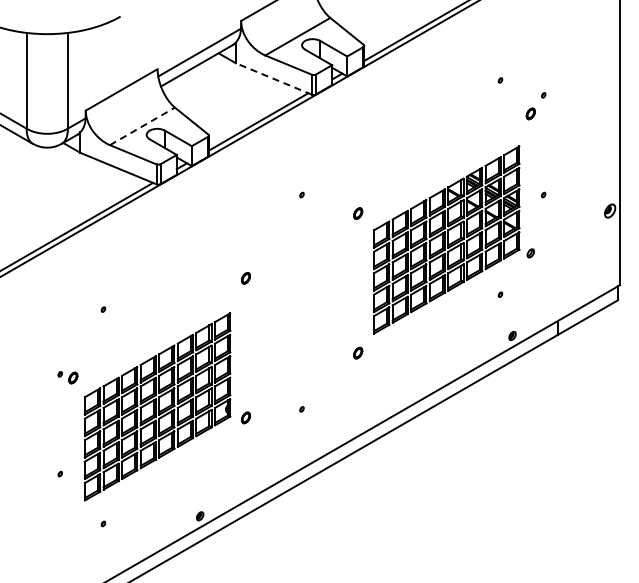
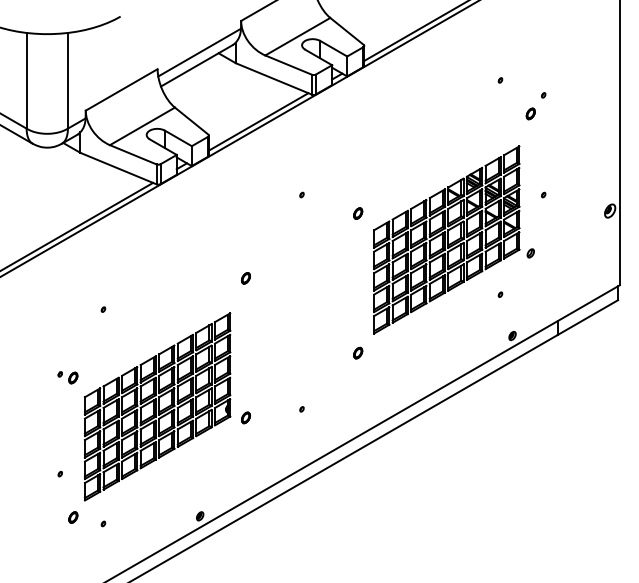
line: dashed -> solid (273, 78)
line: dashed -> solid (142, 126)
part: none -> present (73, 517)
